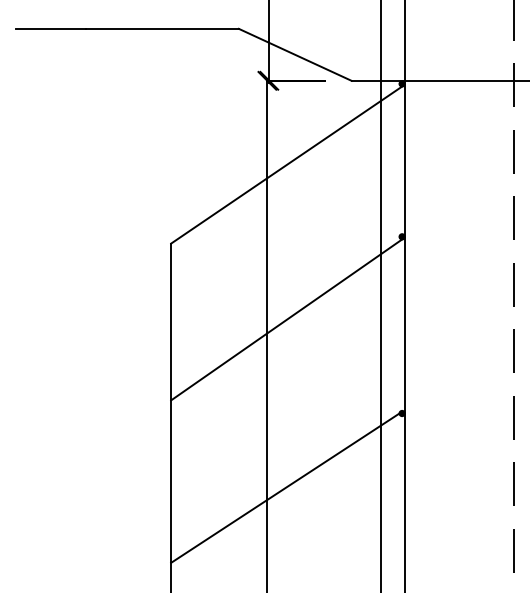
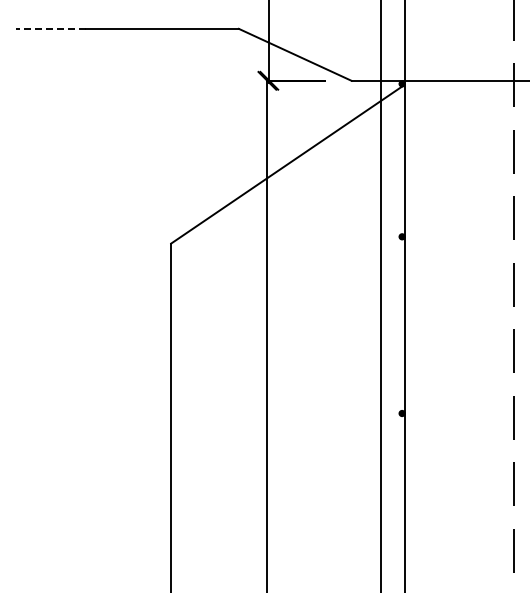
line: solid -> dashed (50, 28)
line: present -> none (286, 319)
line: present -> none (285, 487)
